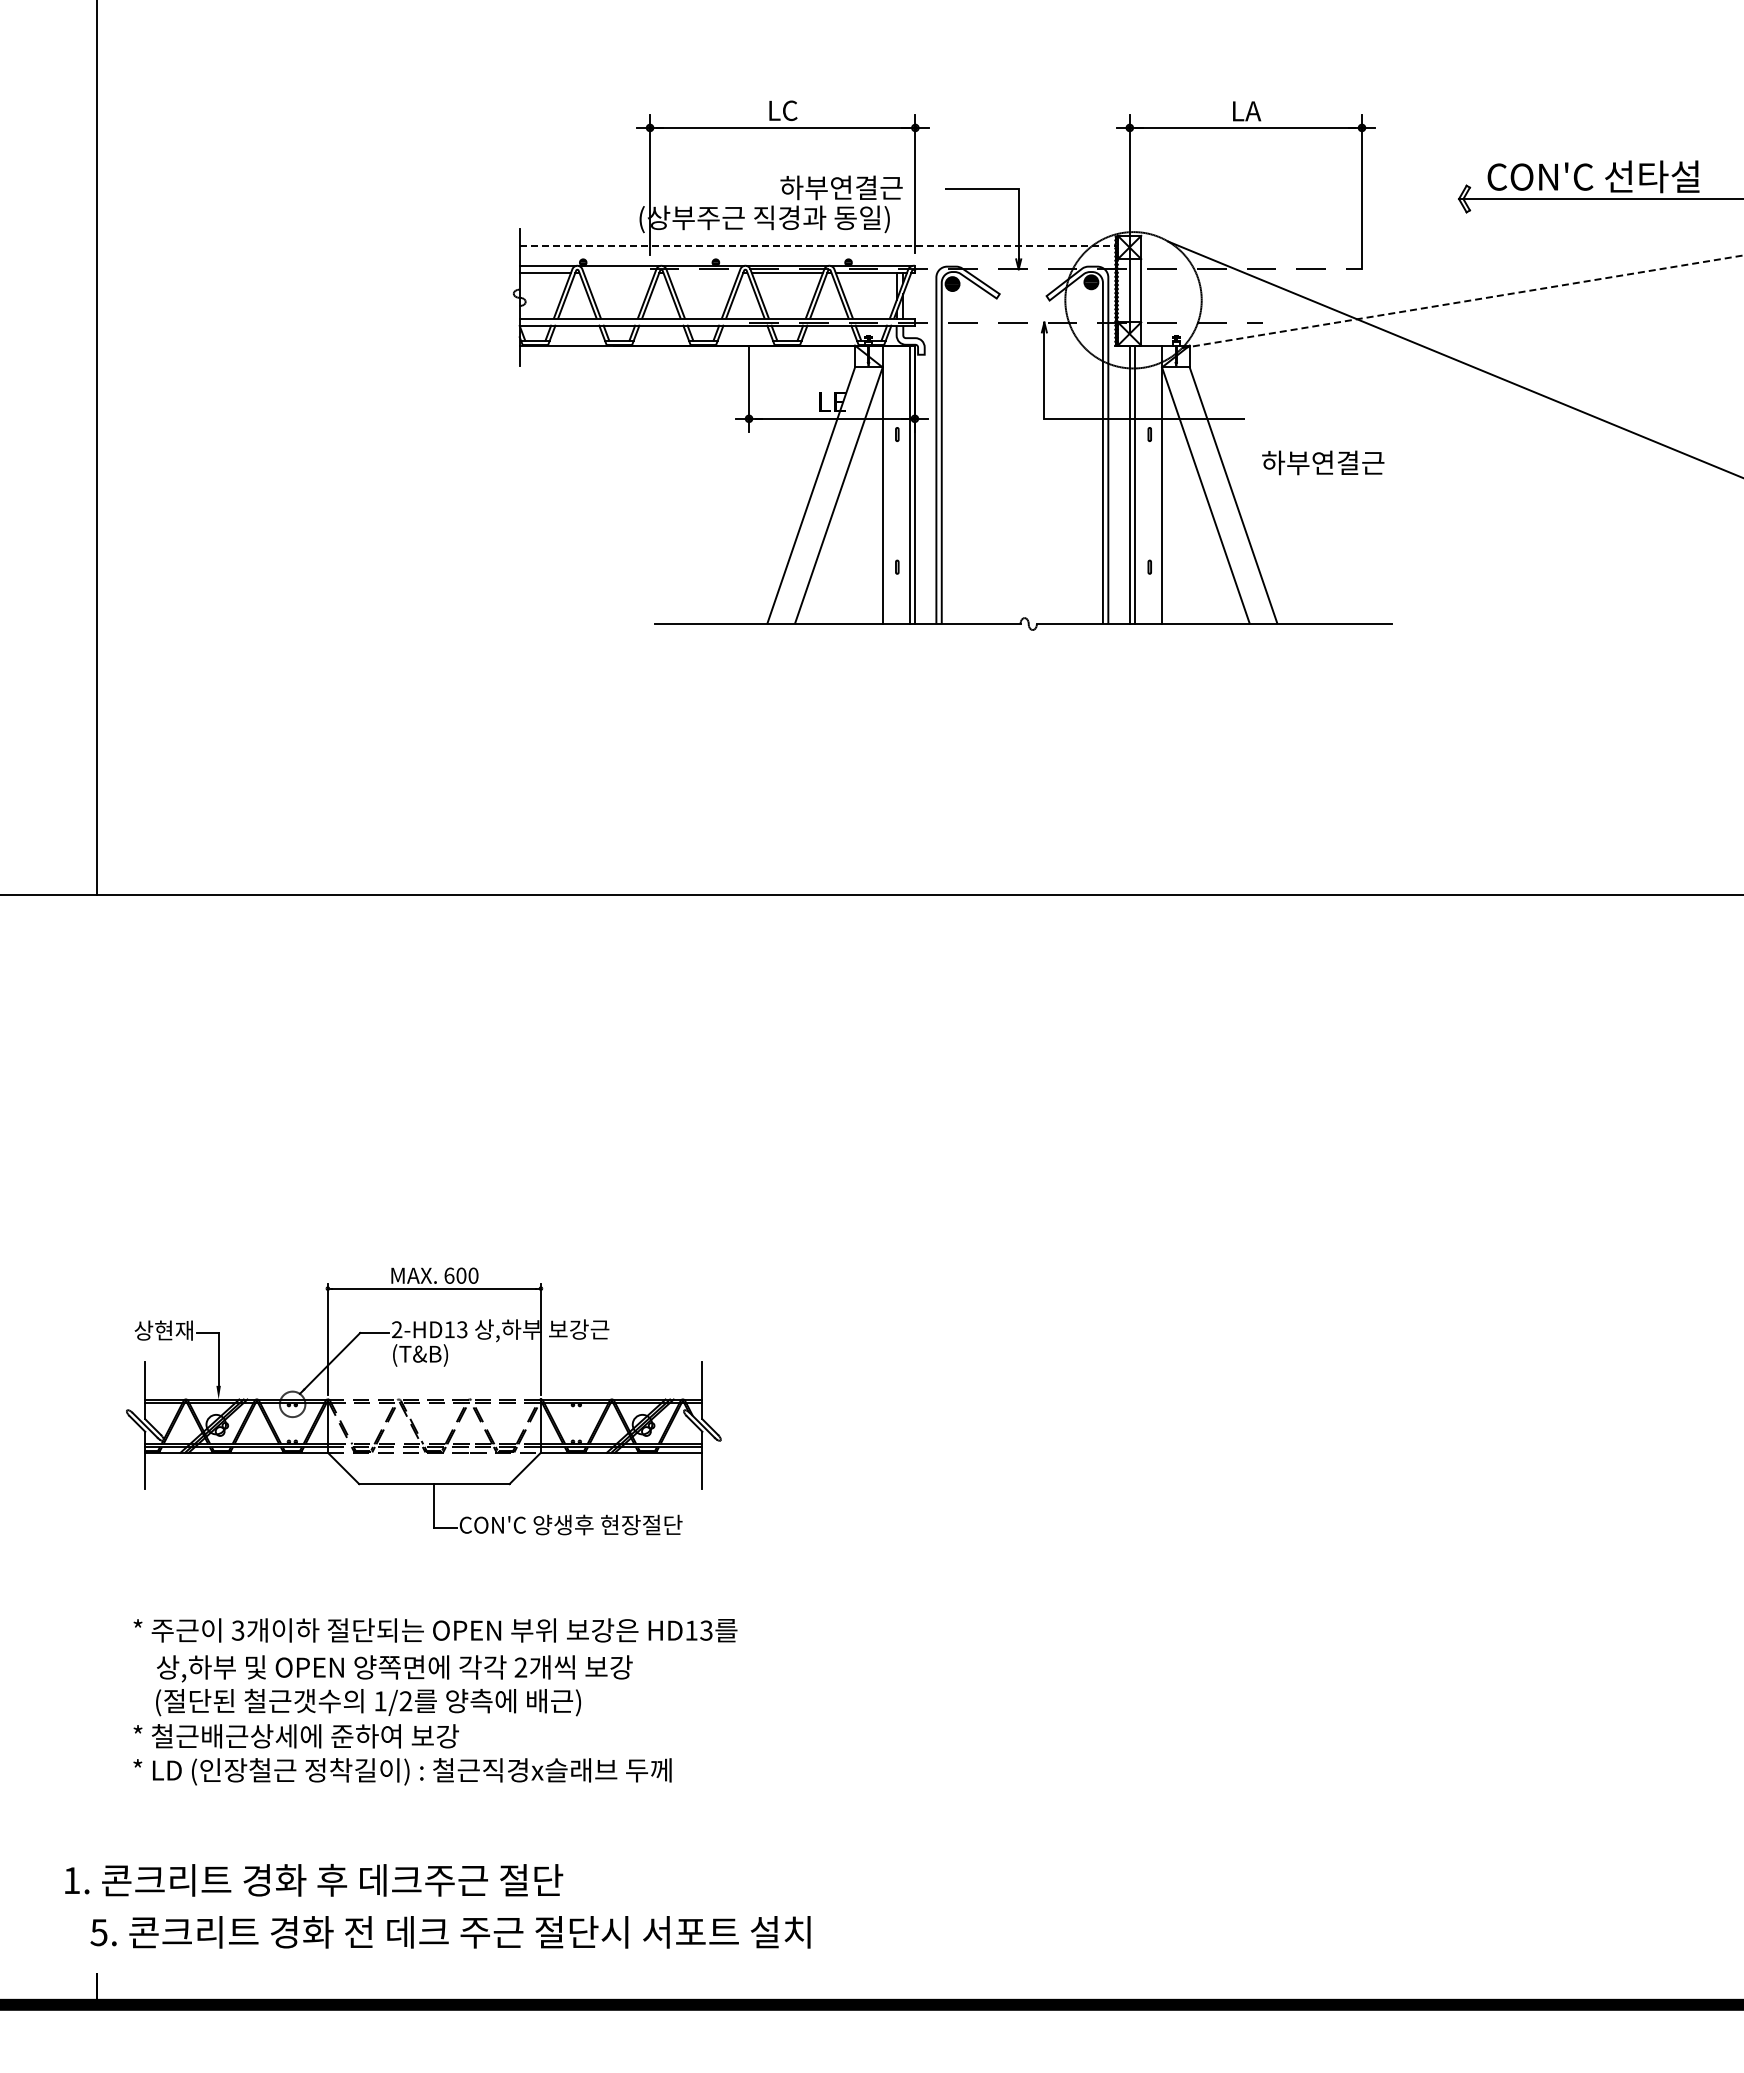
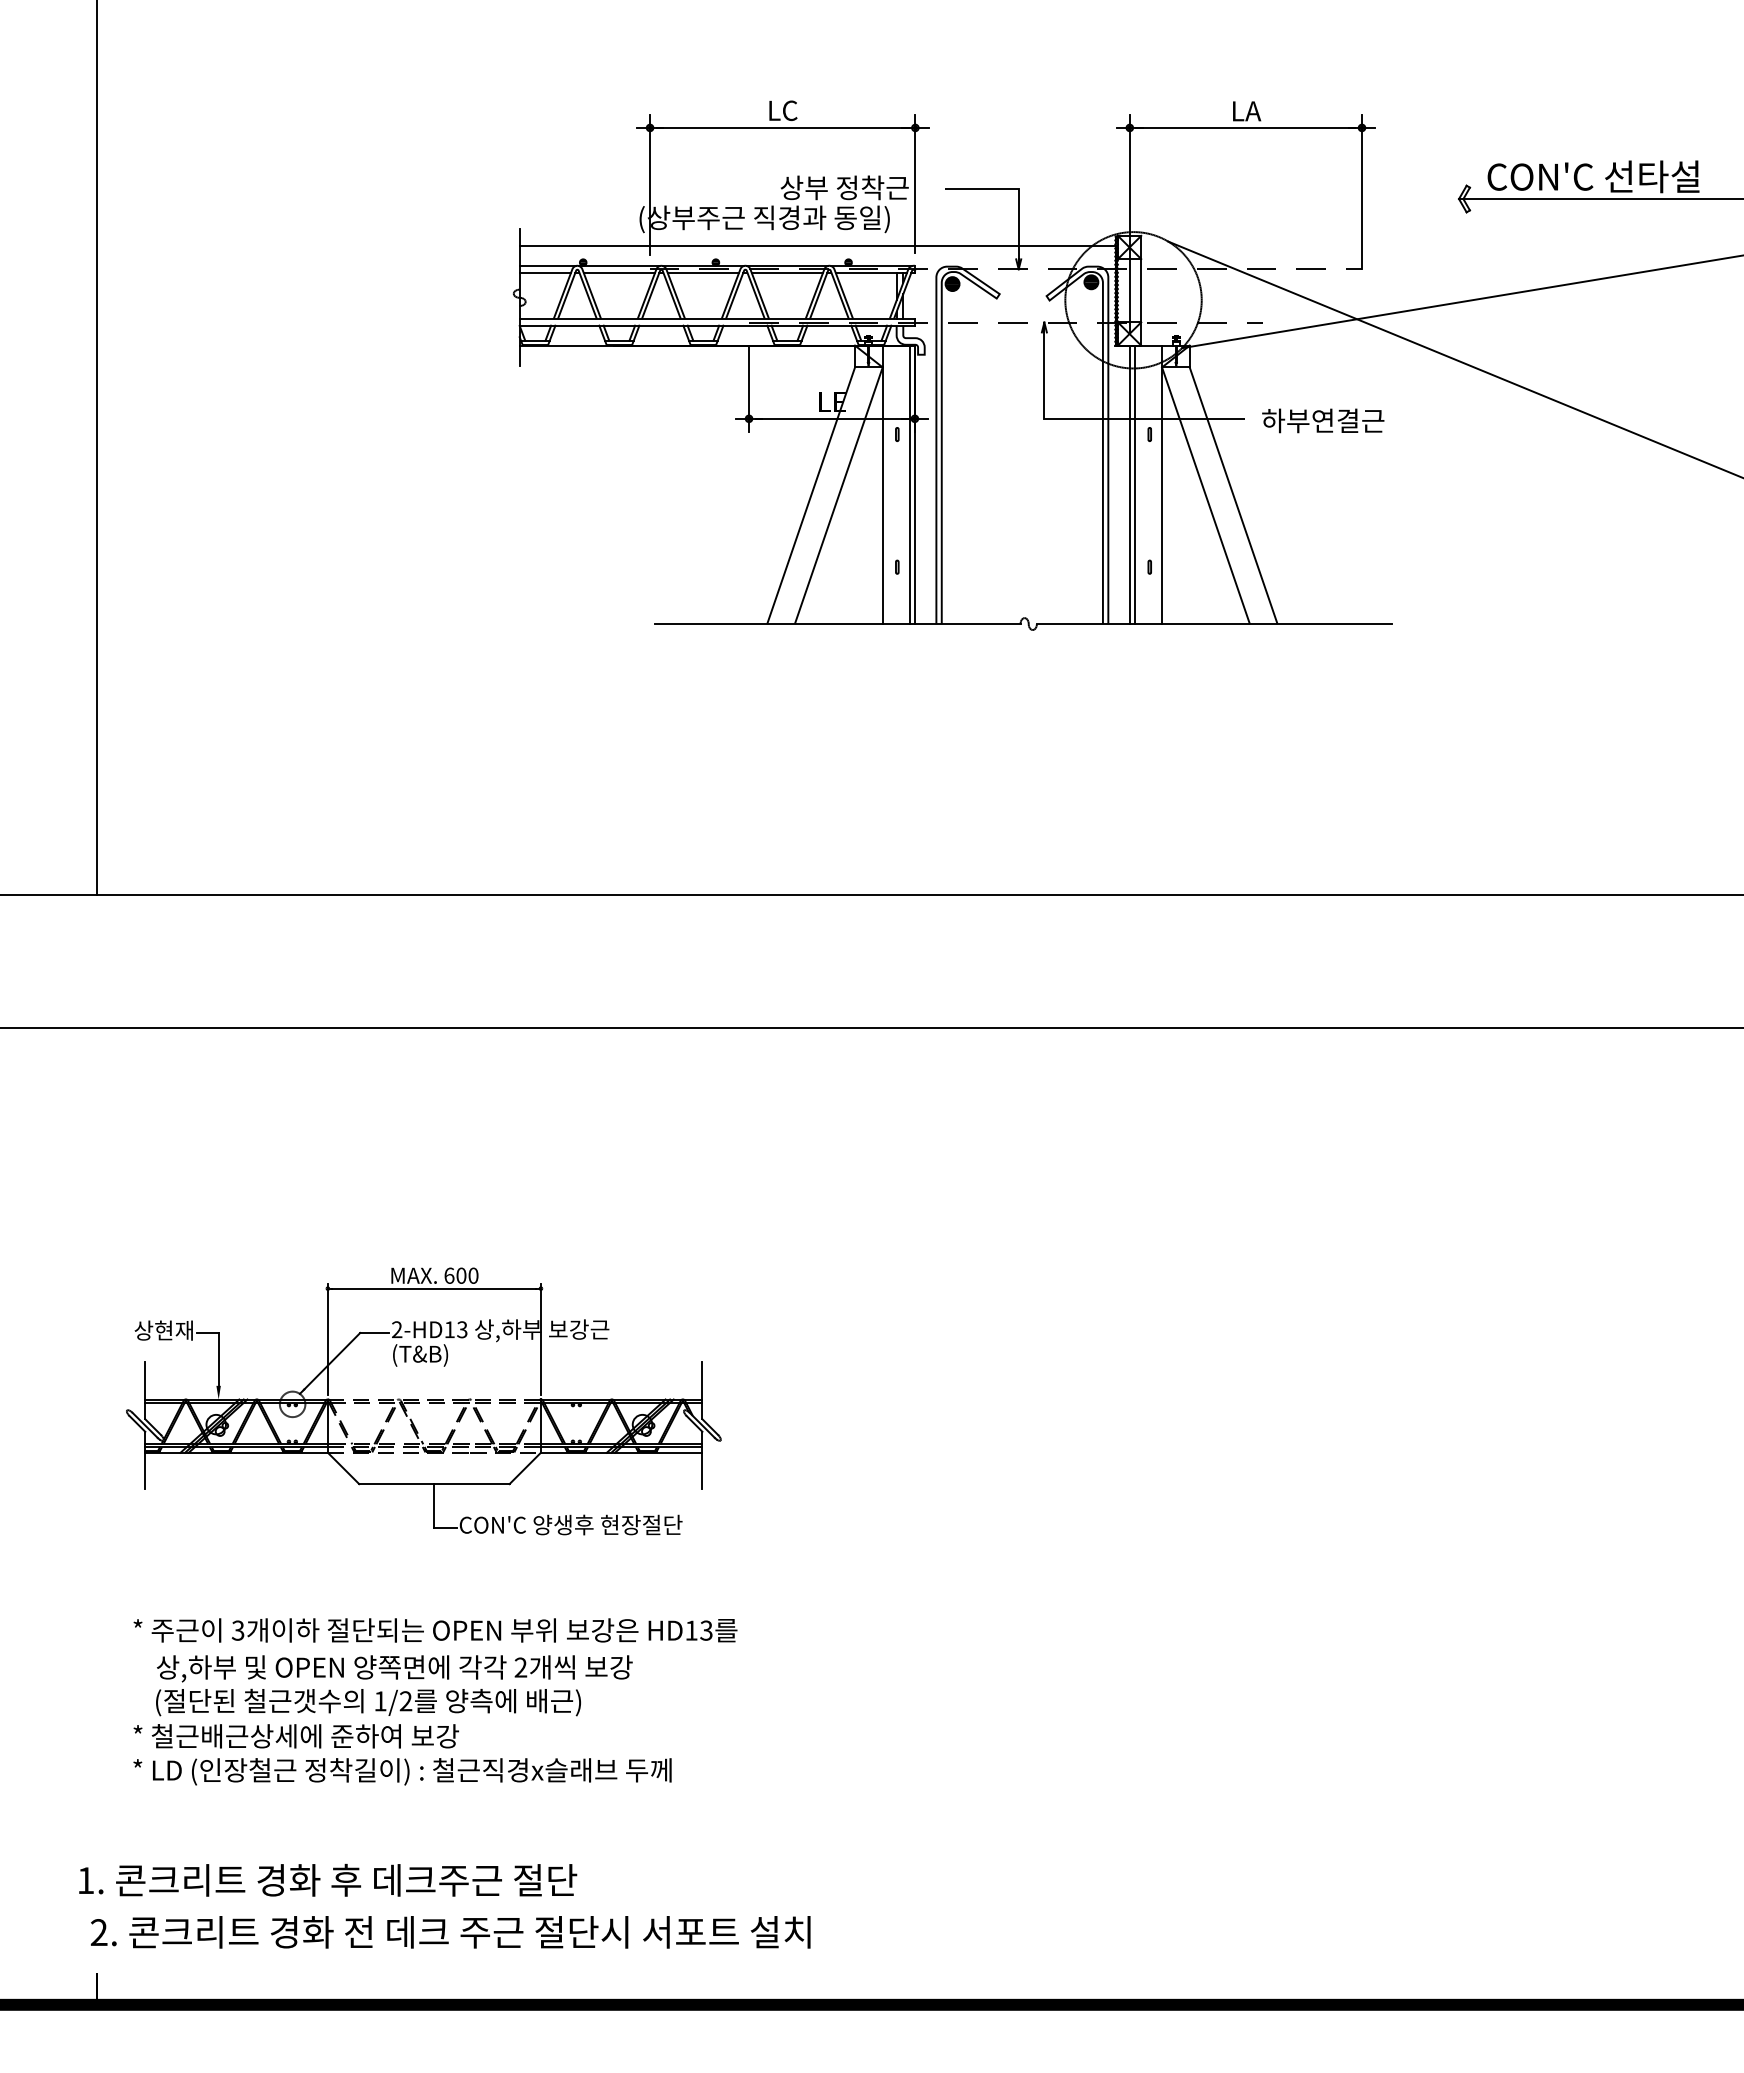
text: 하부연결근 -> 상부 정착근 (844, 187)
line: dashed -> solid (818, 246)
line: none -> present (619, 272)
line: none -> present (703, 272)
line: dashed -> solid (1463, 301)
text position: (1323, 462) -> (1323, 420) (1323, 420)
line: none -> present (871, 1027)
text position: (314, 1880) -> (328, 1880) (328, 1880)
text: 5. -> 2. (98, 1932)
